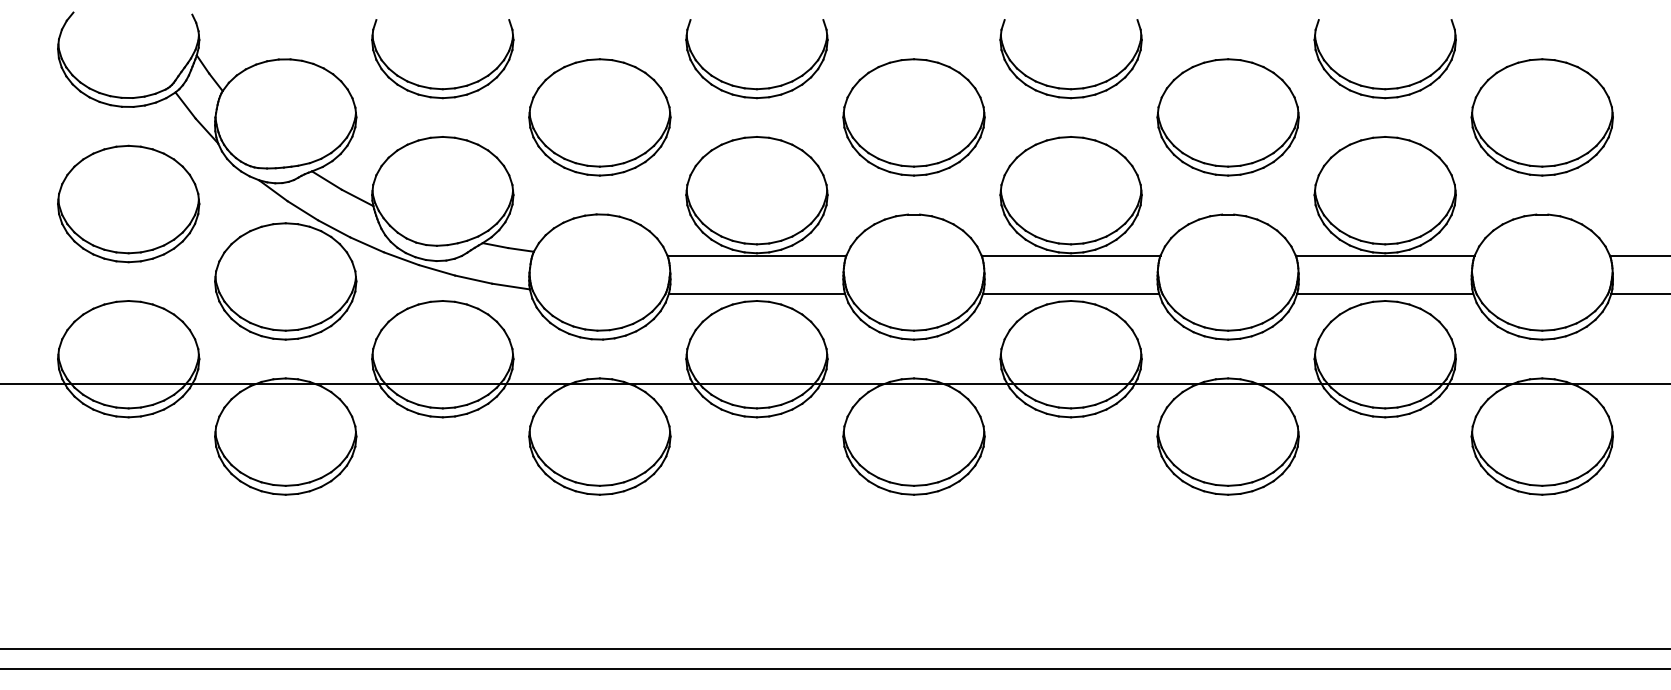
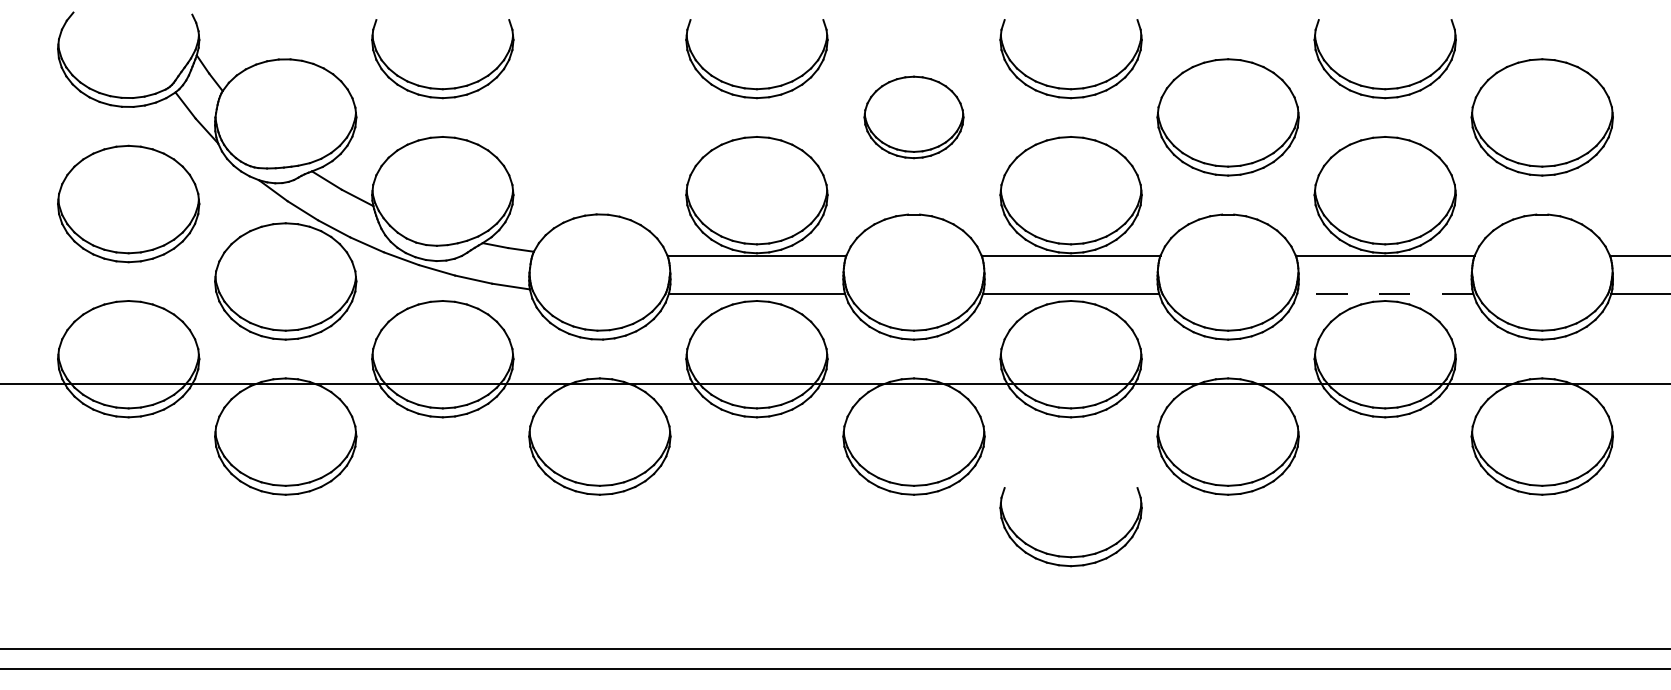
part: present -> none (599, 117)
part size: 144x119 px -> 102x85 px (913, 117)
line: solid -> dashed (1385, 293)
part: none -> present (1065, 555)
